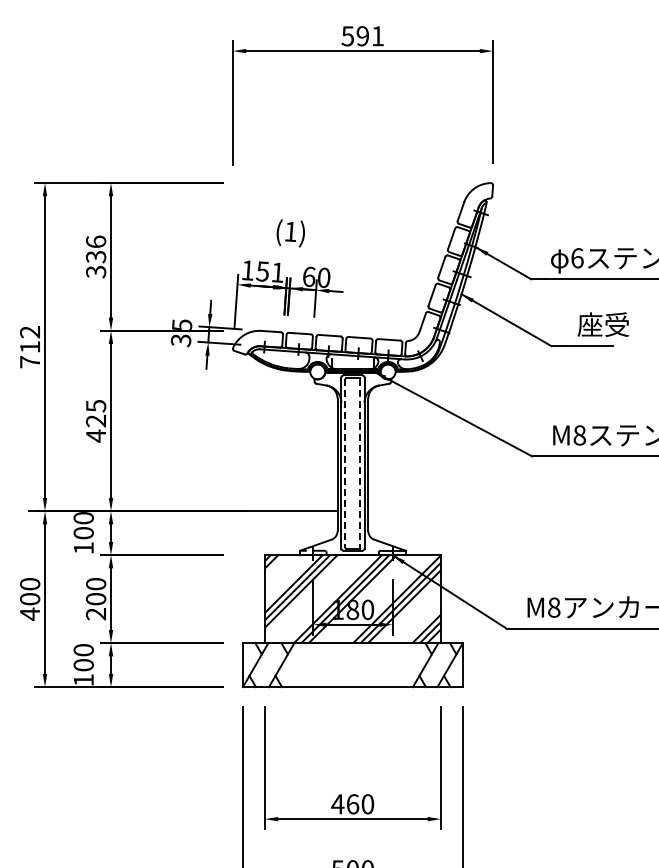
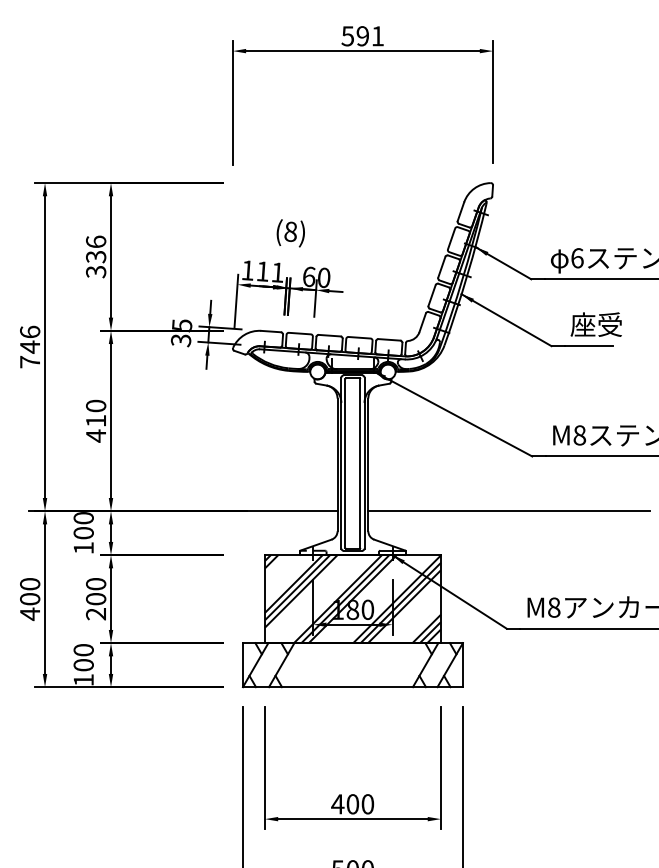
text: (1) -> (8) (290, 231)
text: 151 -> 111 (261, 271)
text position: (602, 324) -> (595, 324) (595, 324)
text: 712 -> 746 (30, 339)
text: 425 -> 410 (96, 413)
line: dashed -> solid (345, 464)
line: dashed -> solid (360, 464)
line: none -> present (508, 511)
text: 460 -> 400 (352, 804)
